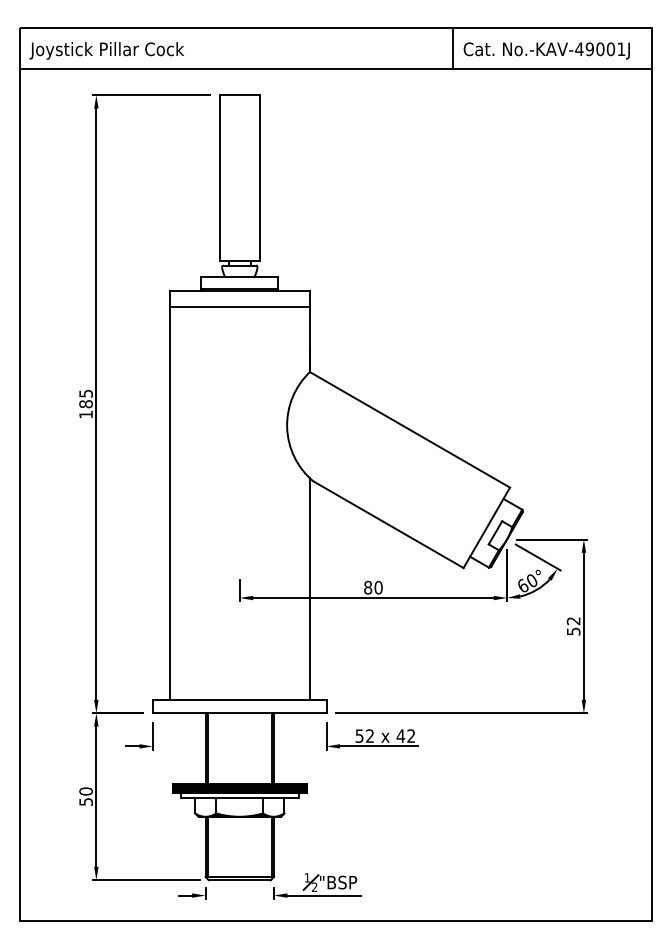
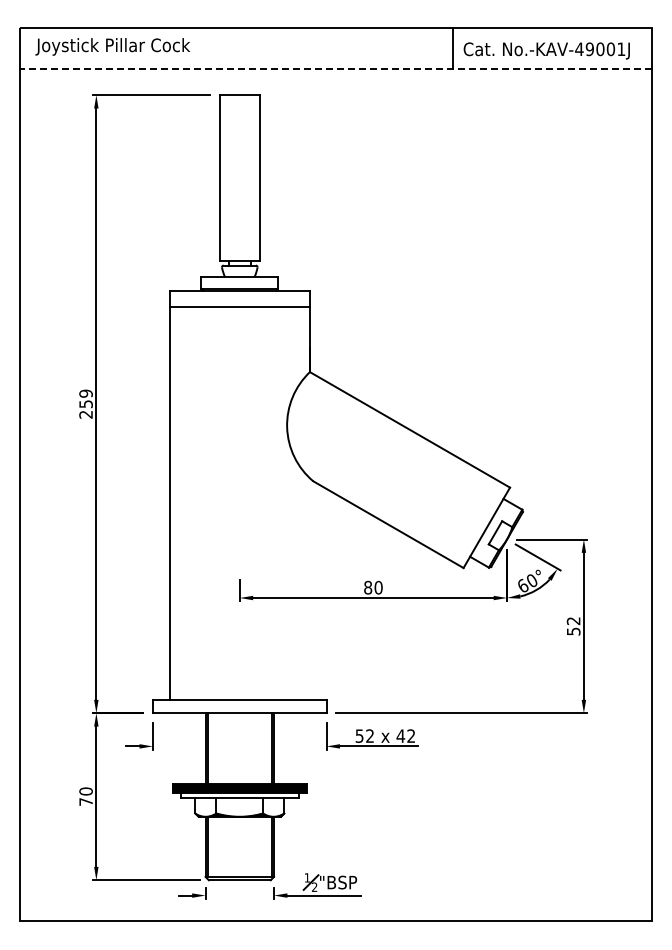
text position: (106, 50) -> (112, 46) (112, 46)
line: solid -> dashed (335, 68)
text: 185 -> 259 (85, 403)
line: present -> none (309, 588)
text: 50 -> 70 (85, 801)
